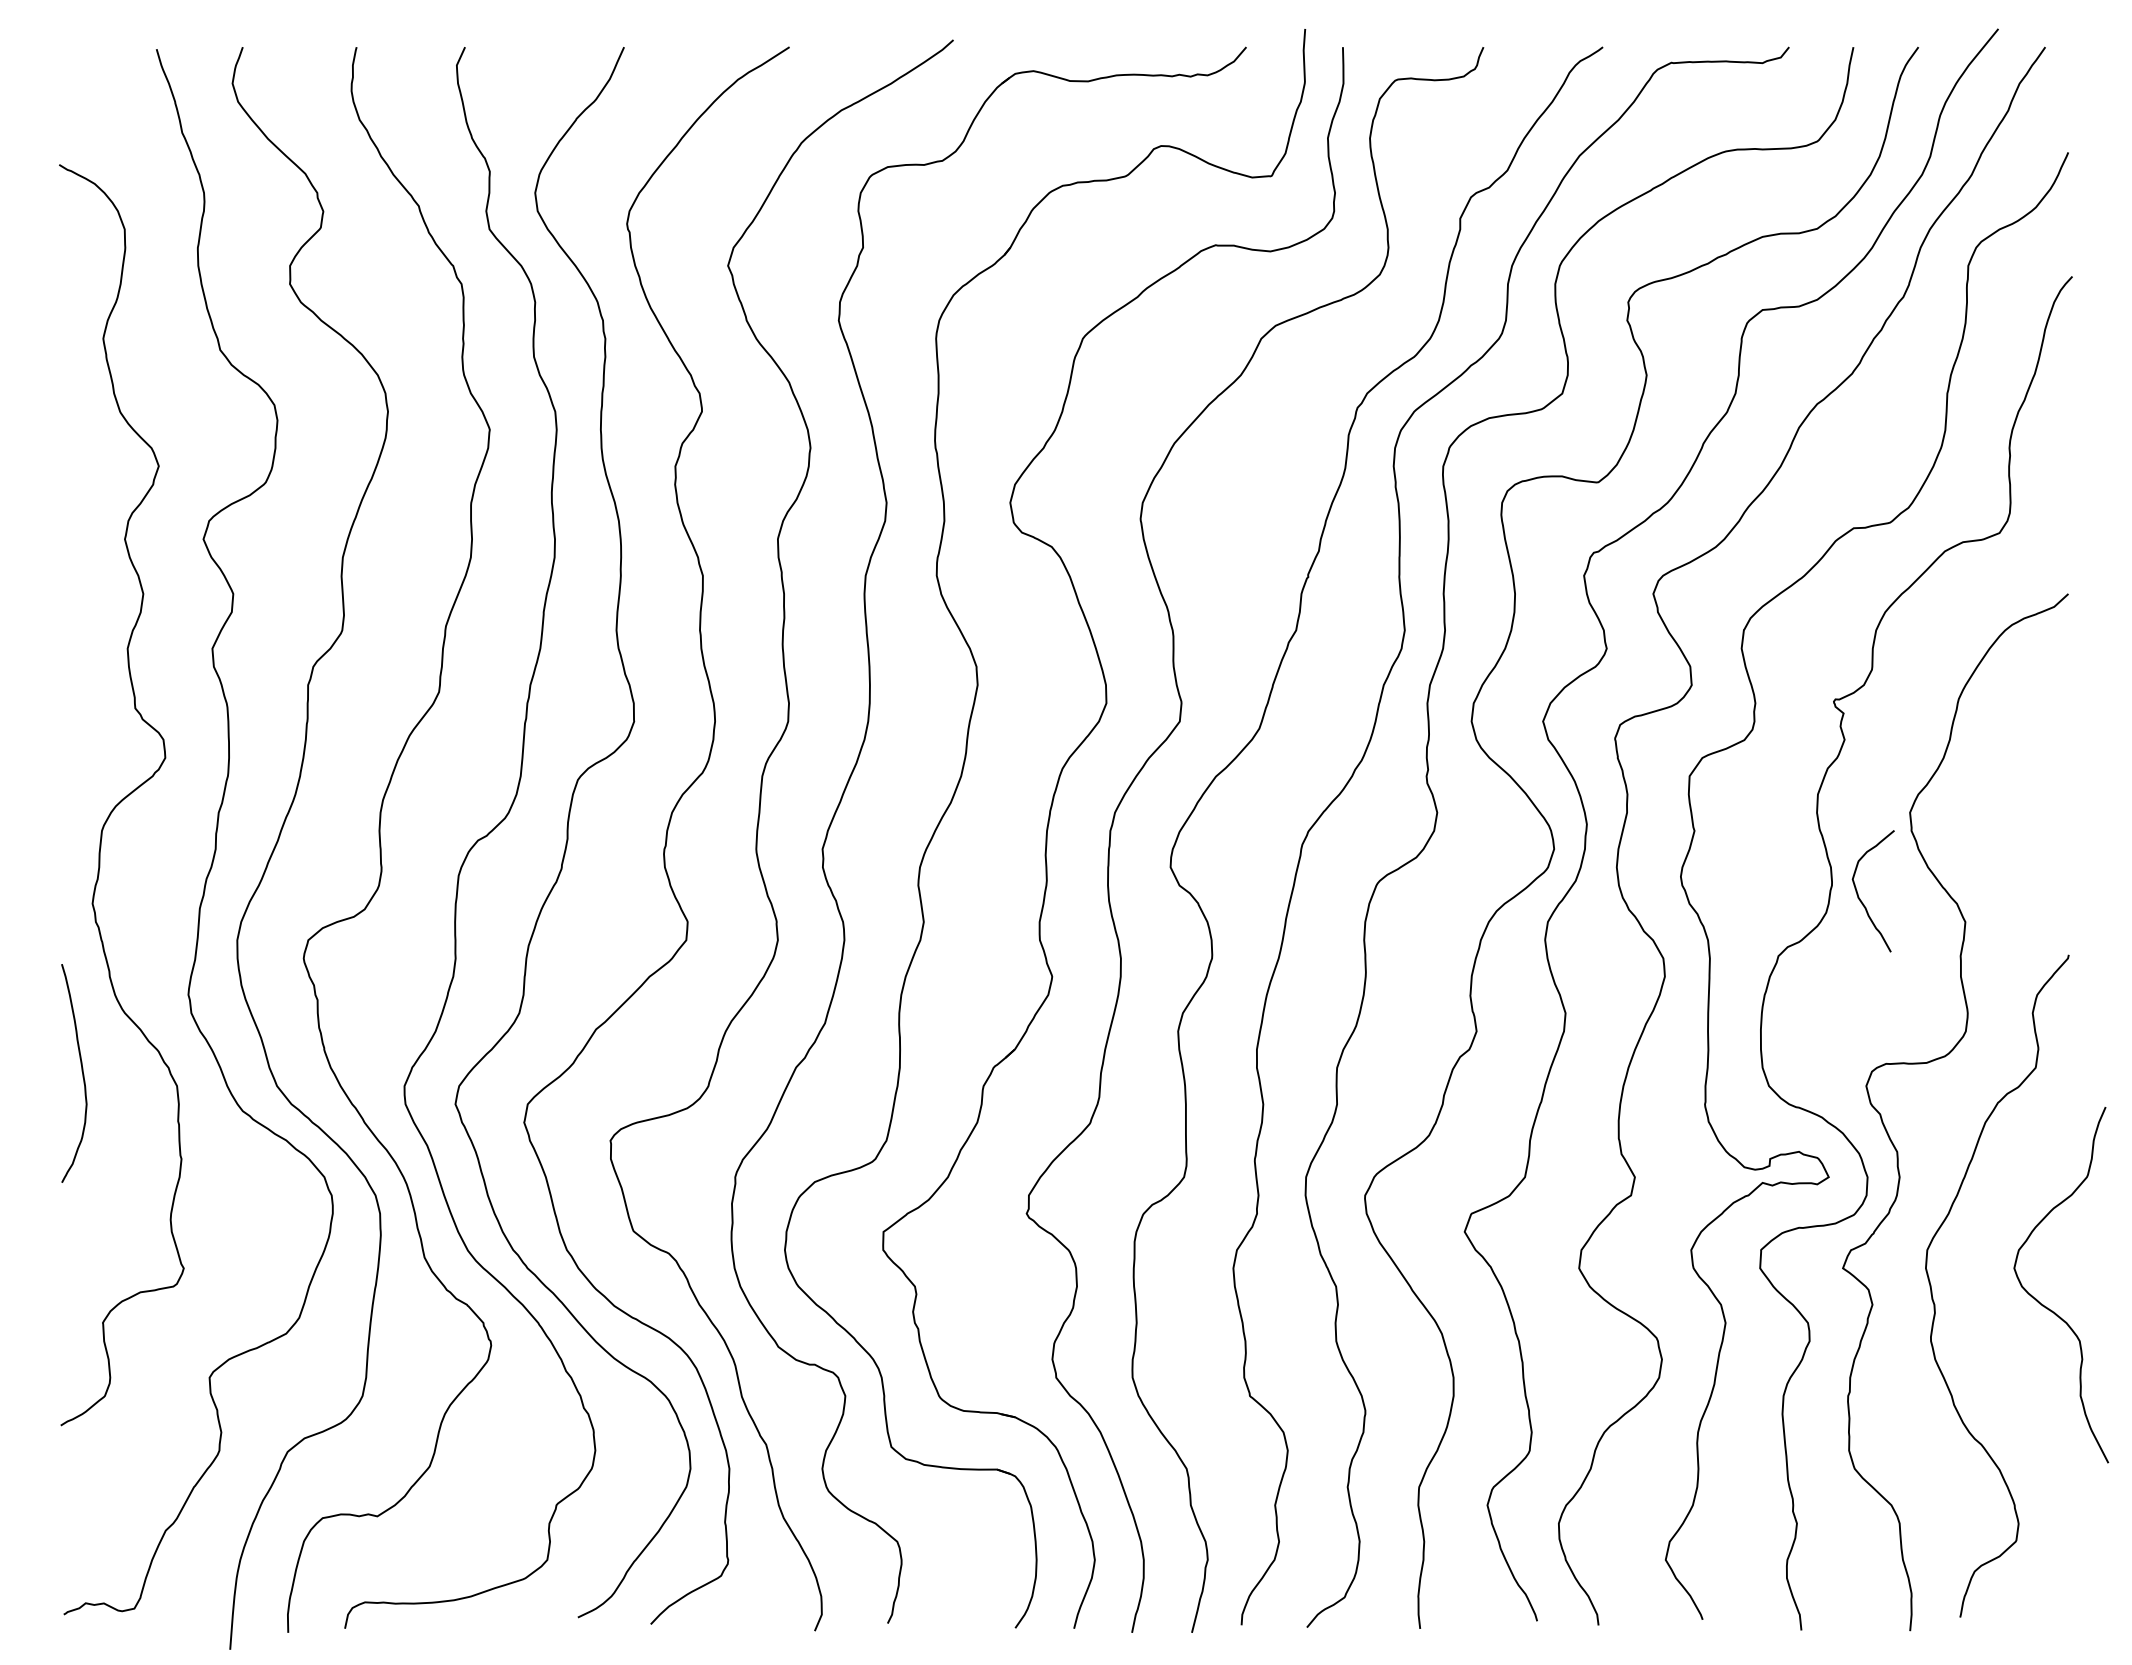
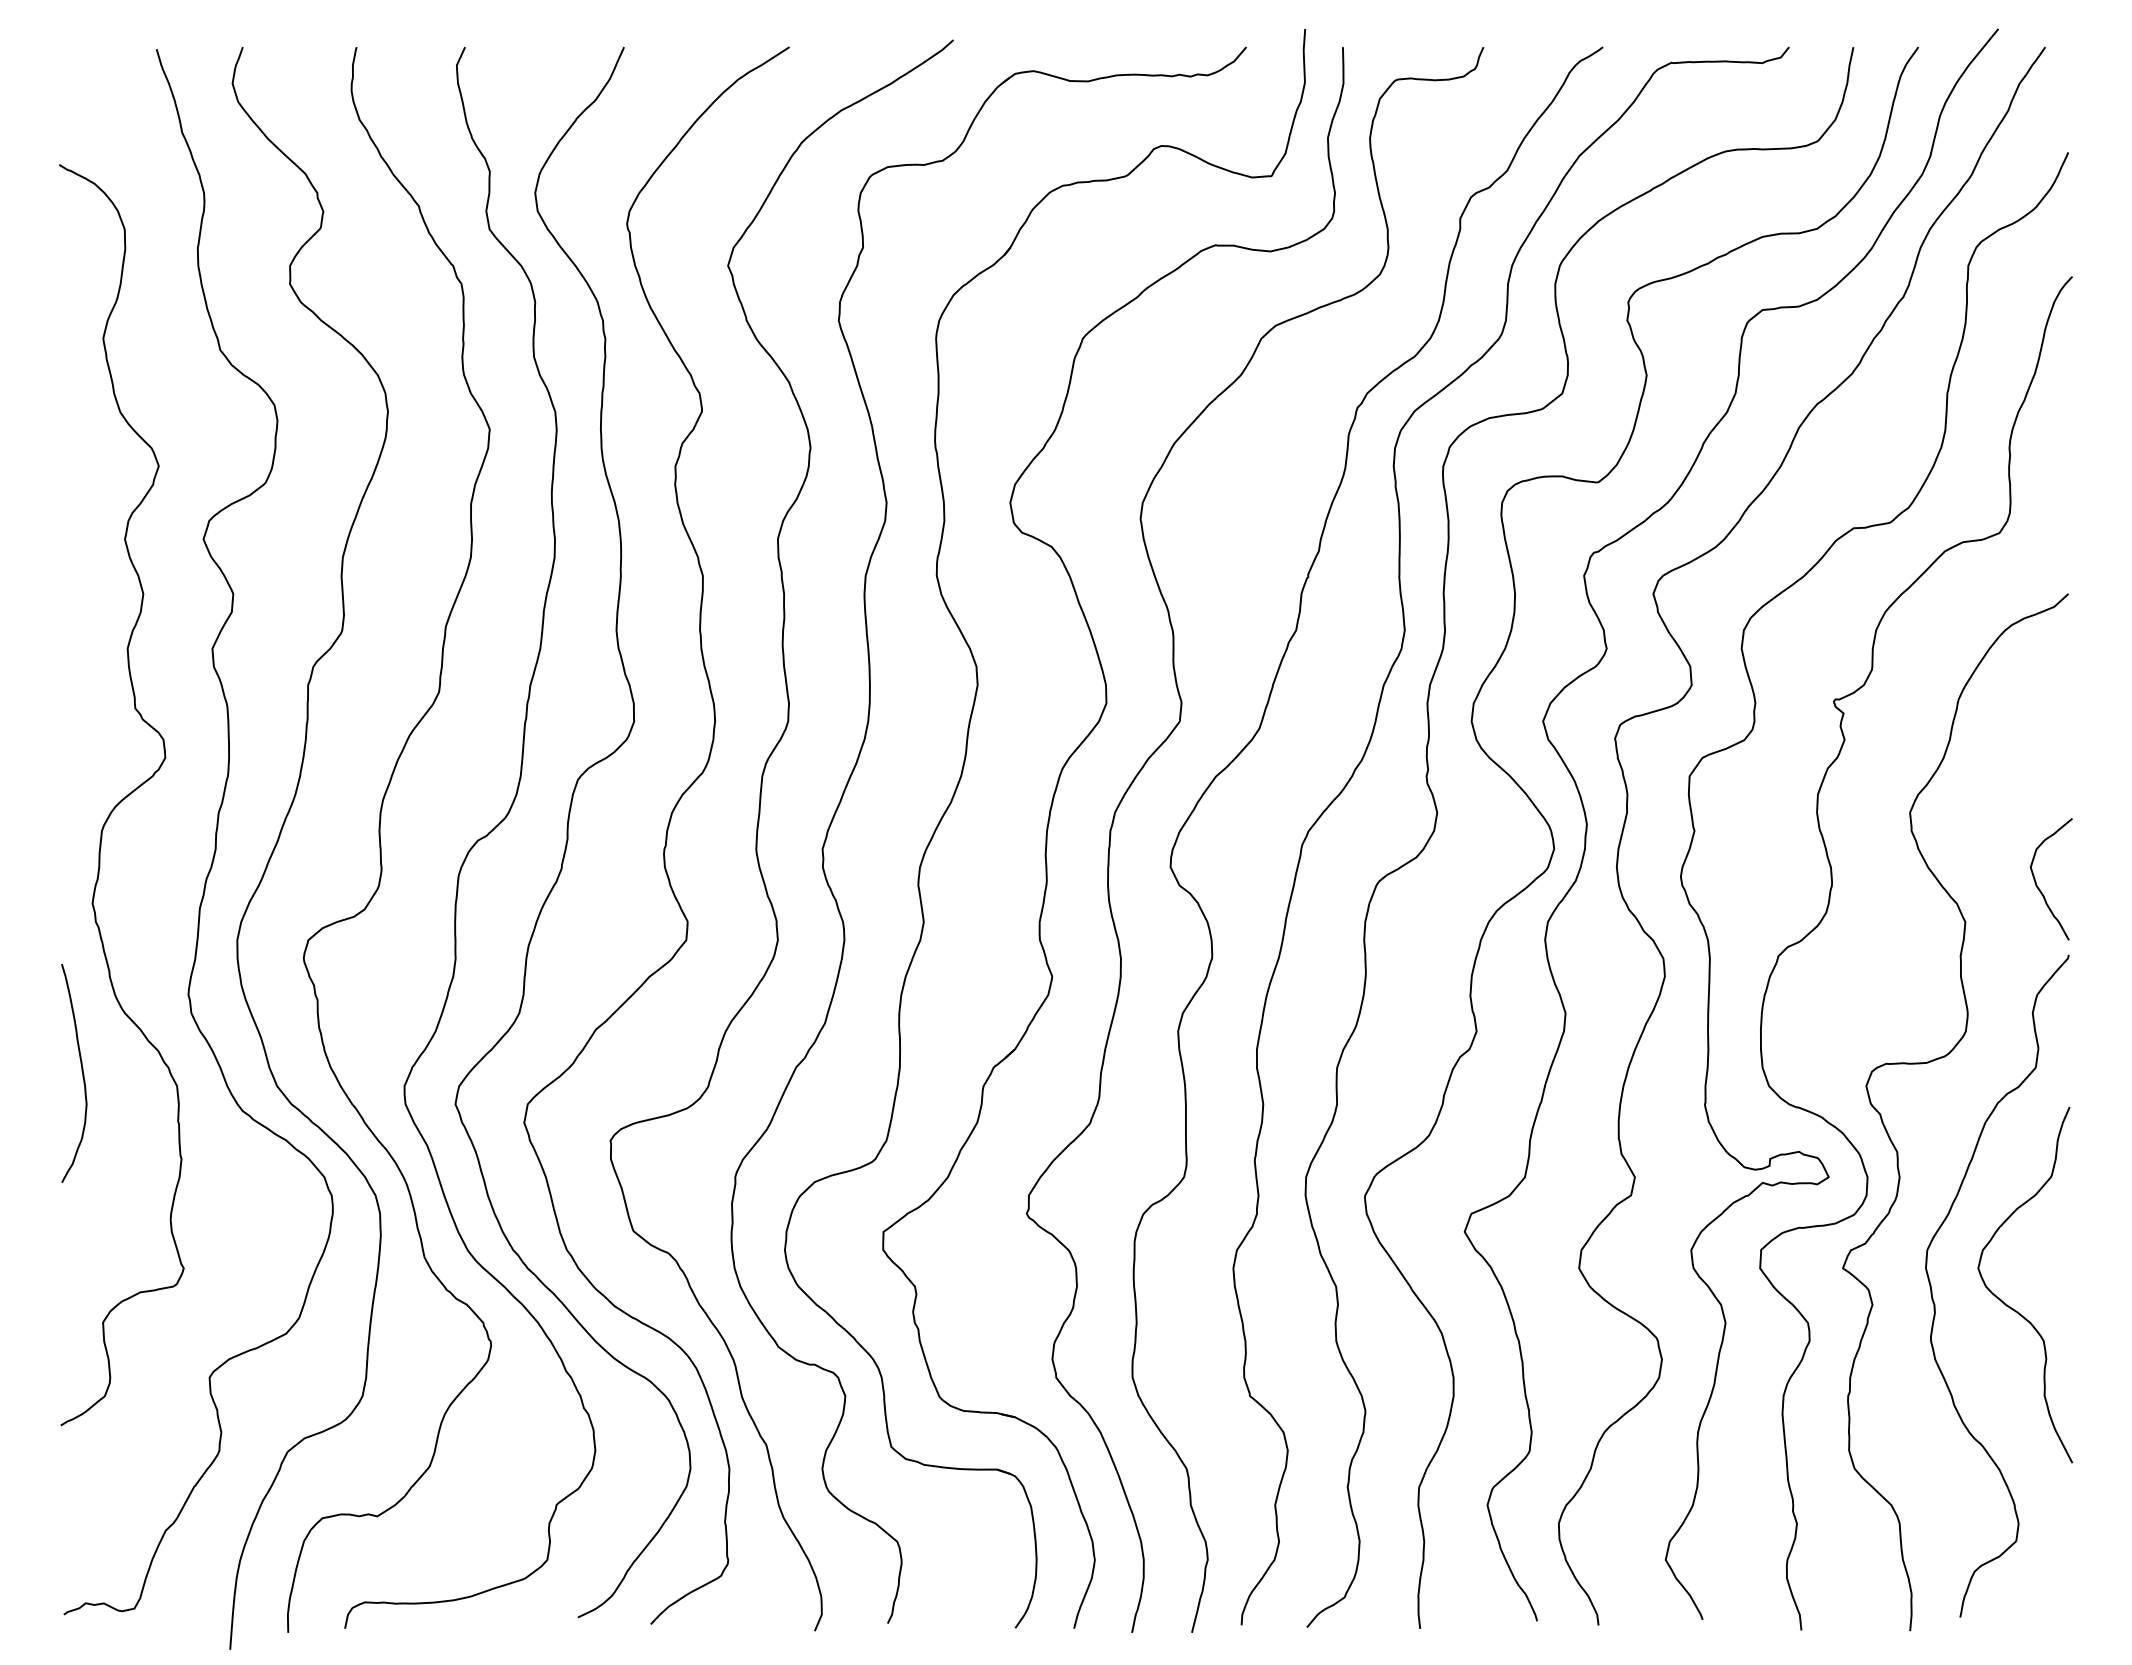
curve position: (1860, 898) -> (2038, 886) (2038, 886)
curve position: (2046, 1306) -> (2010, 1306) (2010, 1306)
